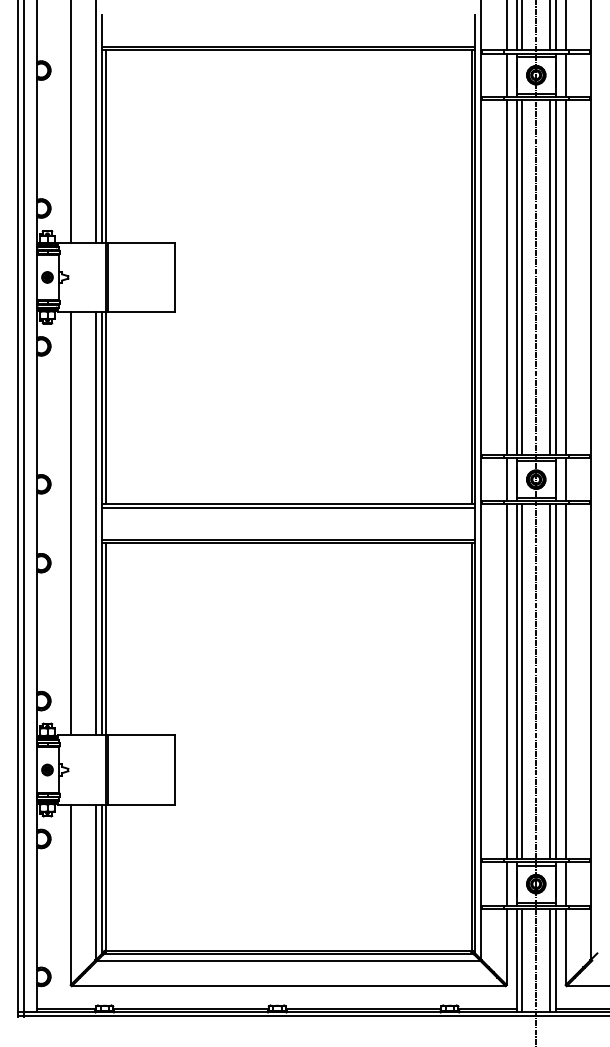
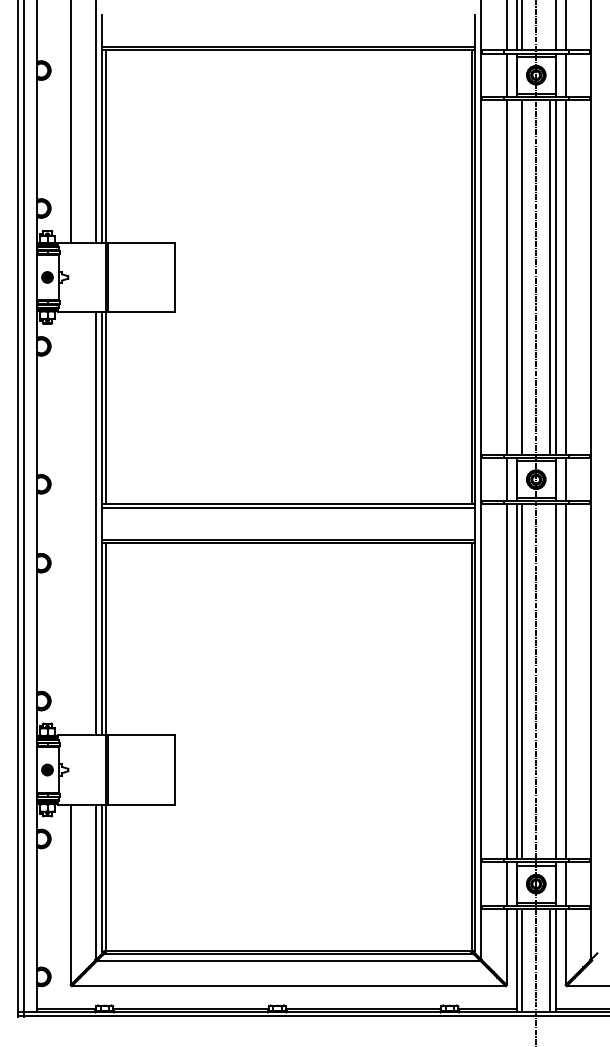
line: present -> none (550, 26)
line: present -> none (516, 276)
line: present -> none (70, 523)
line: present -> none (550, 681)
